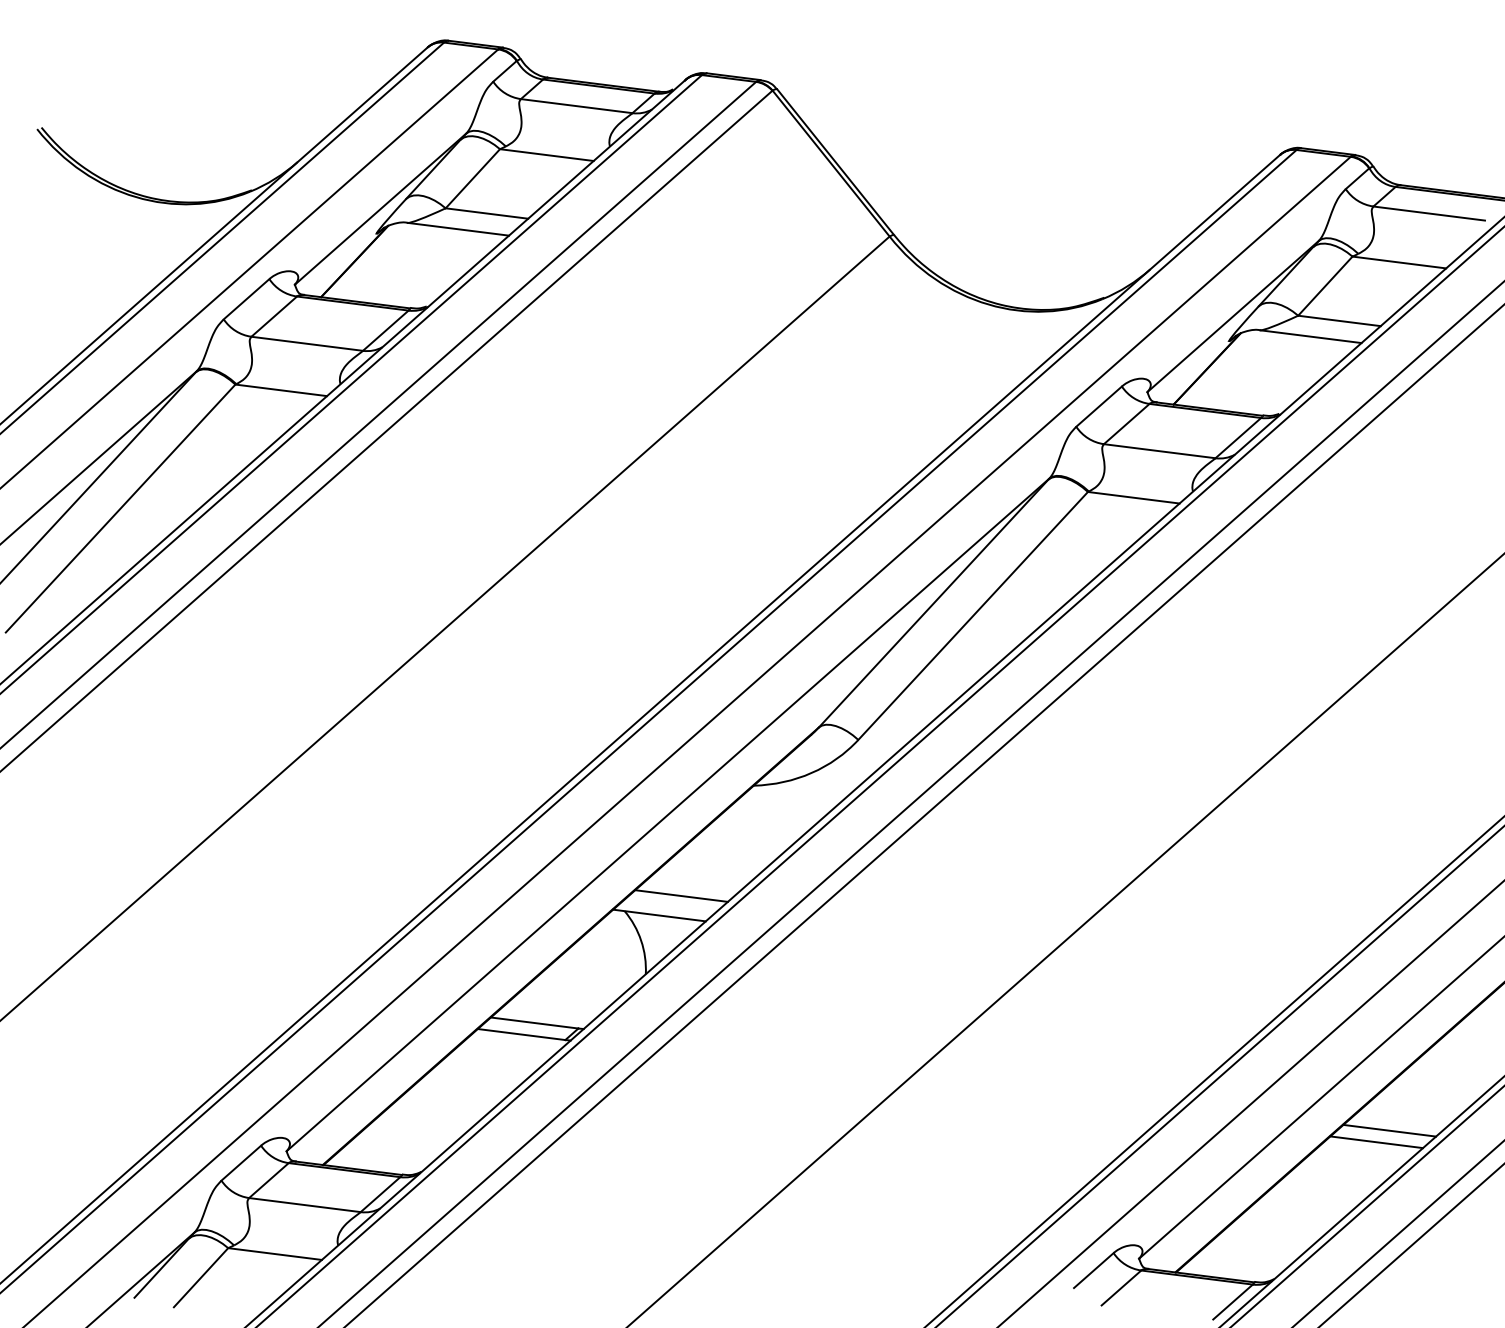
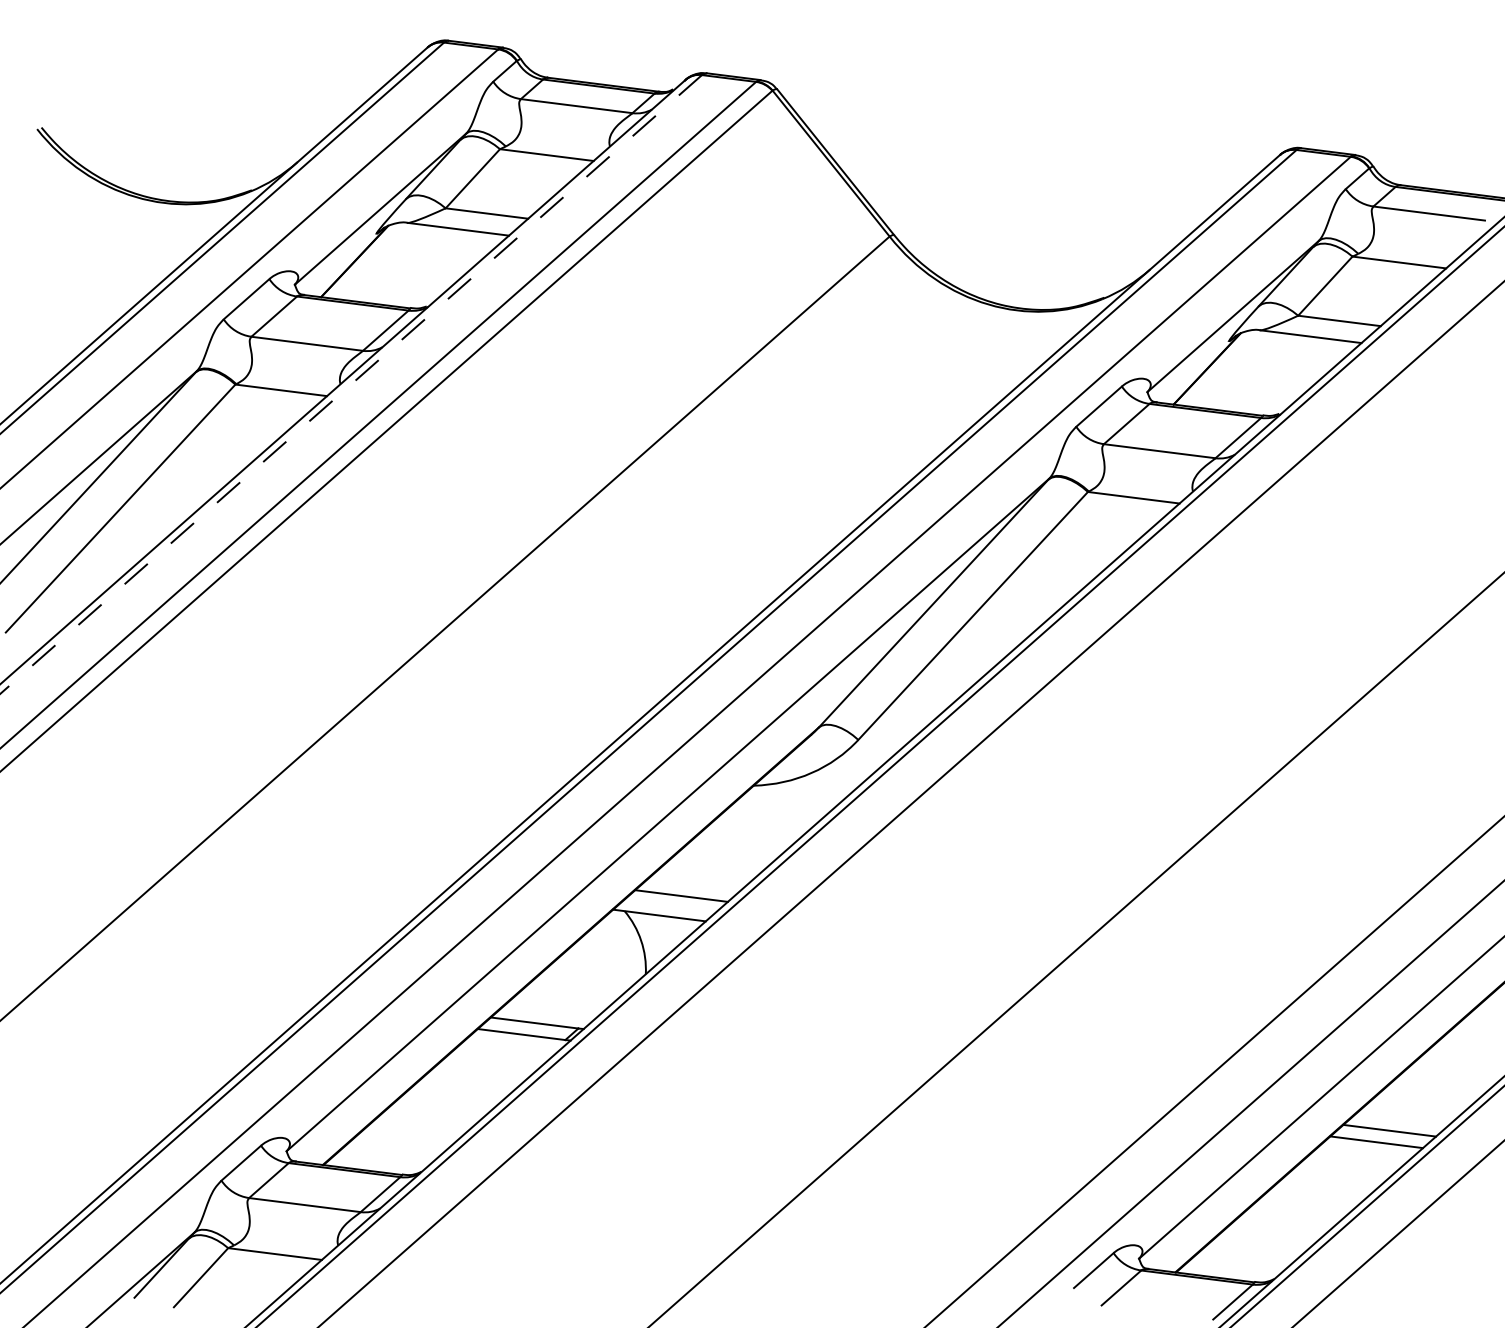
line: solid -> dashed (351, 384)
line: present -> none (924, 815)
line position: (1065, 940) -> (1076, 949) (1076, 949)
line: present -> none (1220, 1076)
line: present -> none (1411, 1245)
